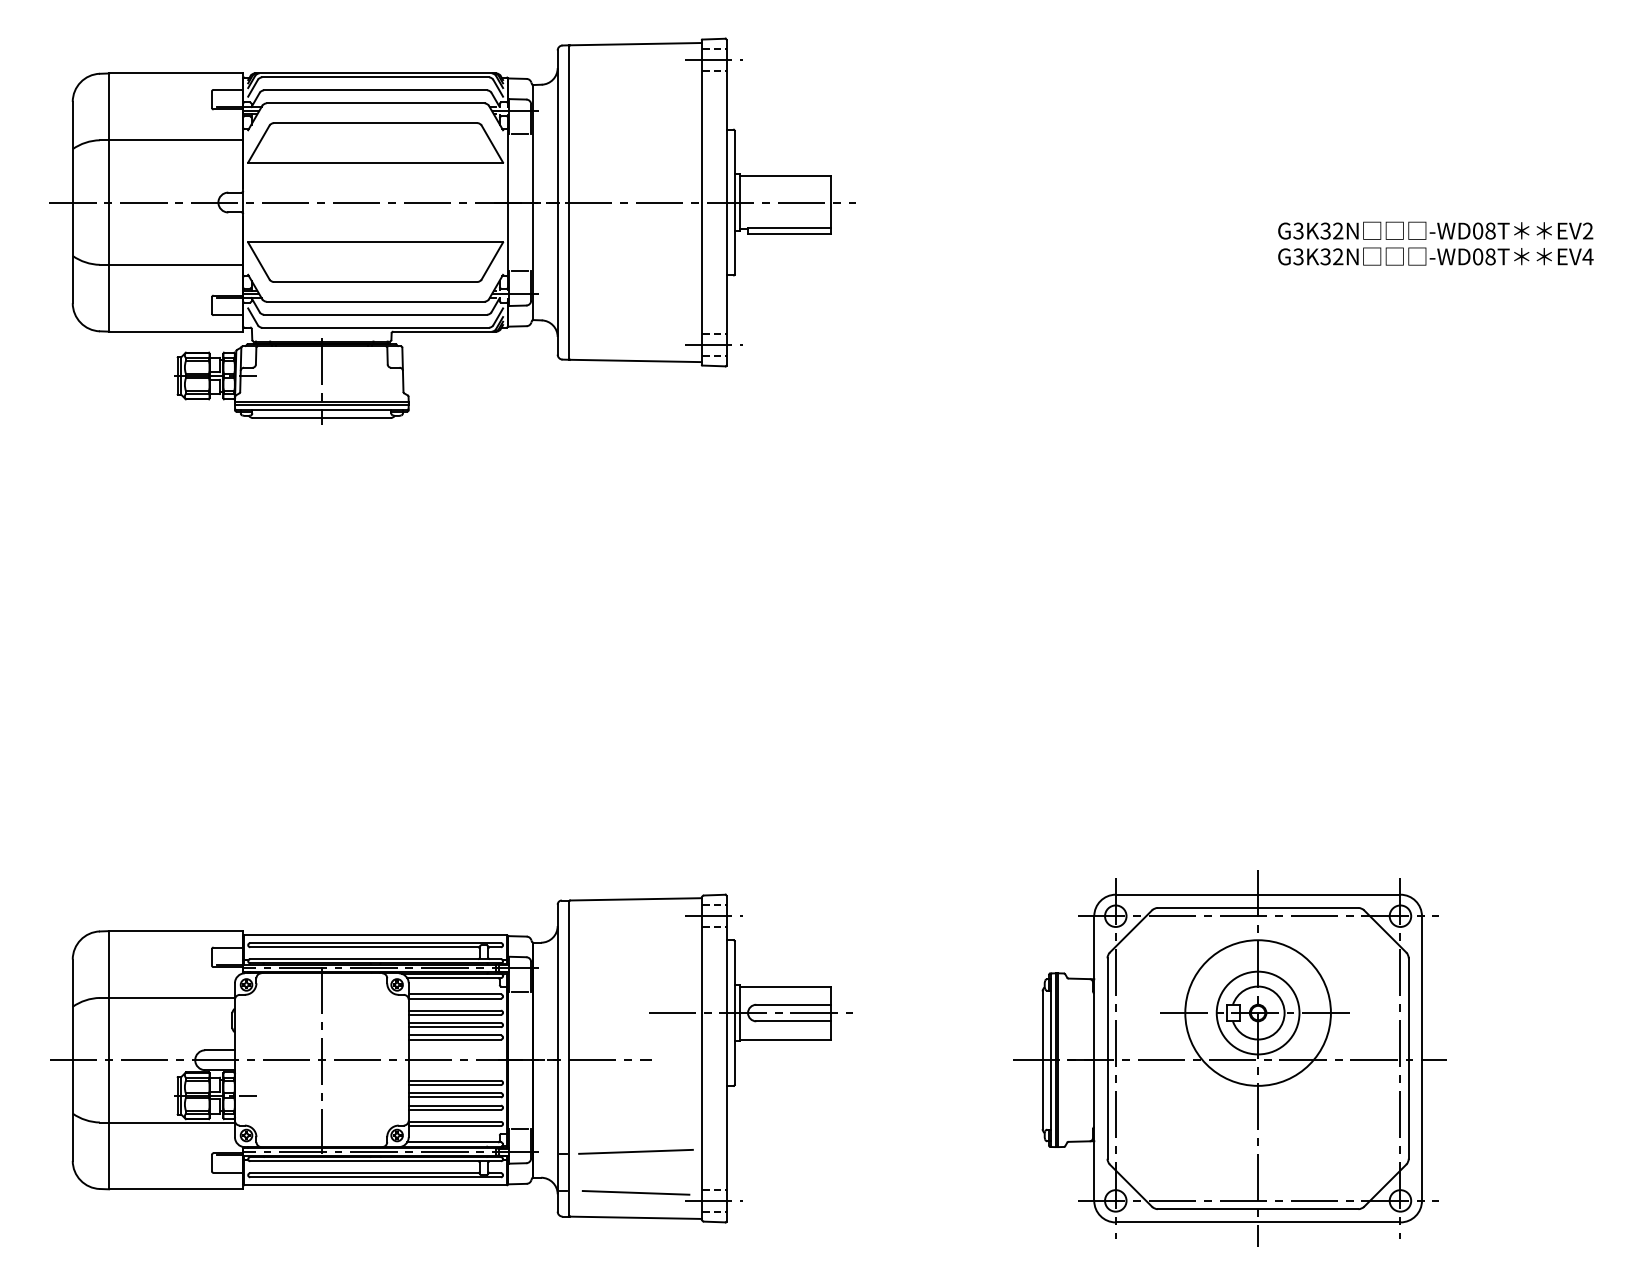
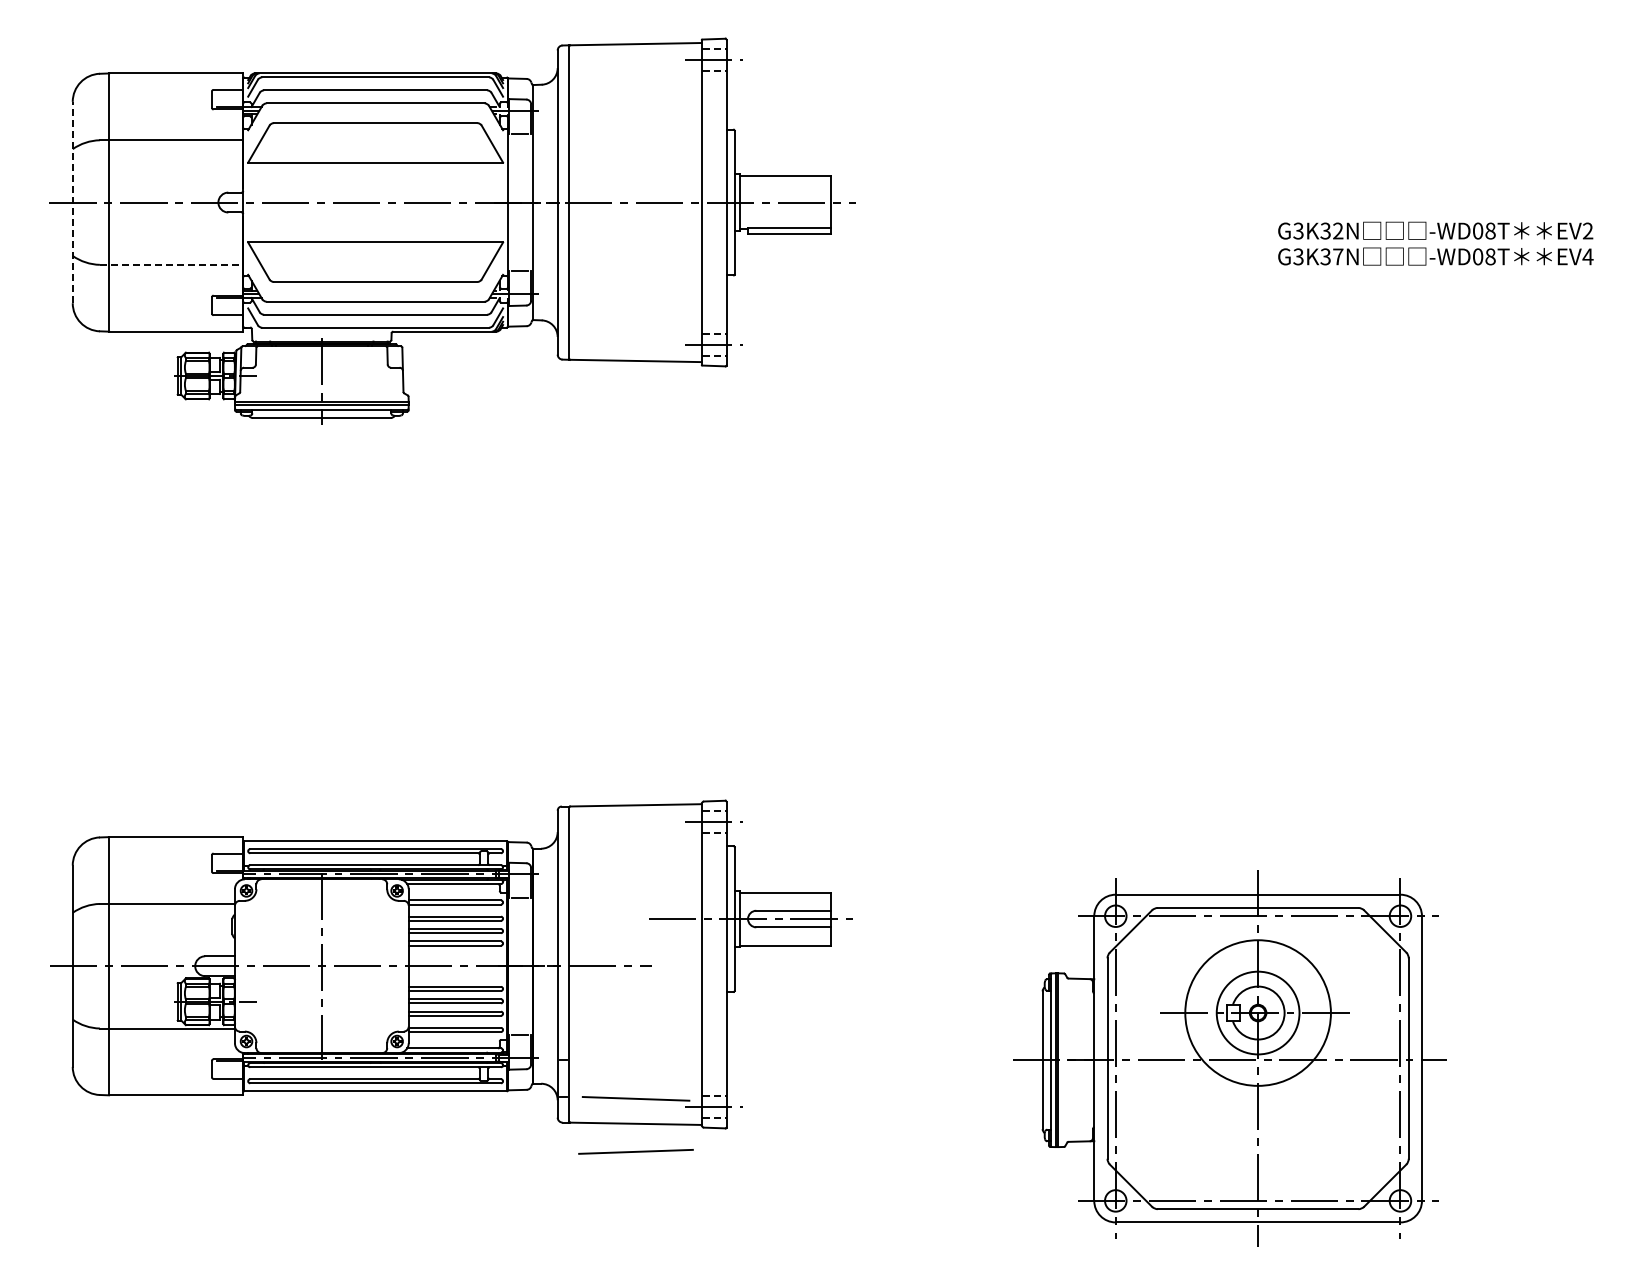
line: solid -> dashed (72, 202)
text: G3K32N -> G3K37N (1338, 256)
line: solid -> dashed (171, 264)
part position: (451, 1058) -> (451, 964) (451, 964)
